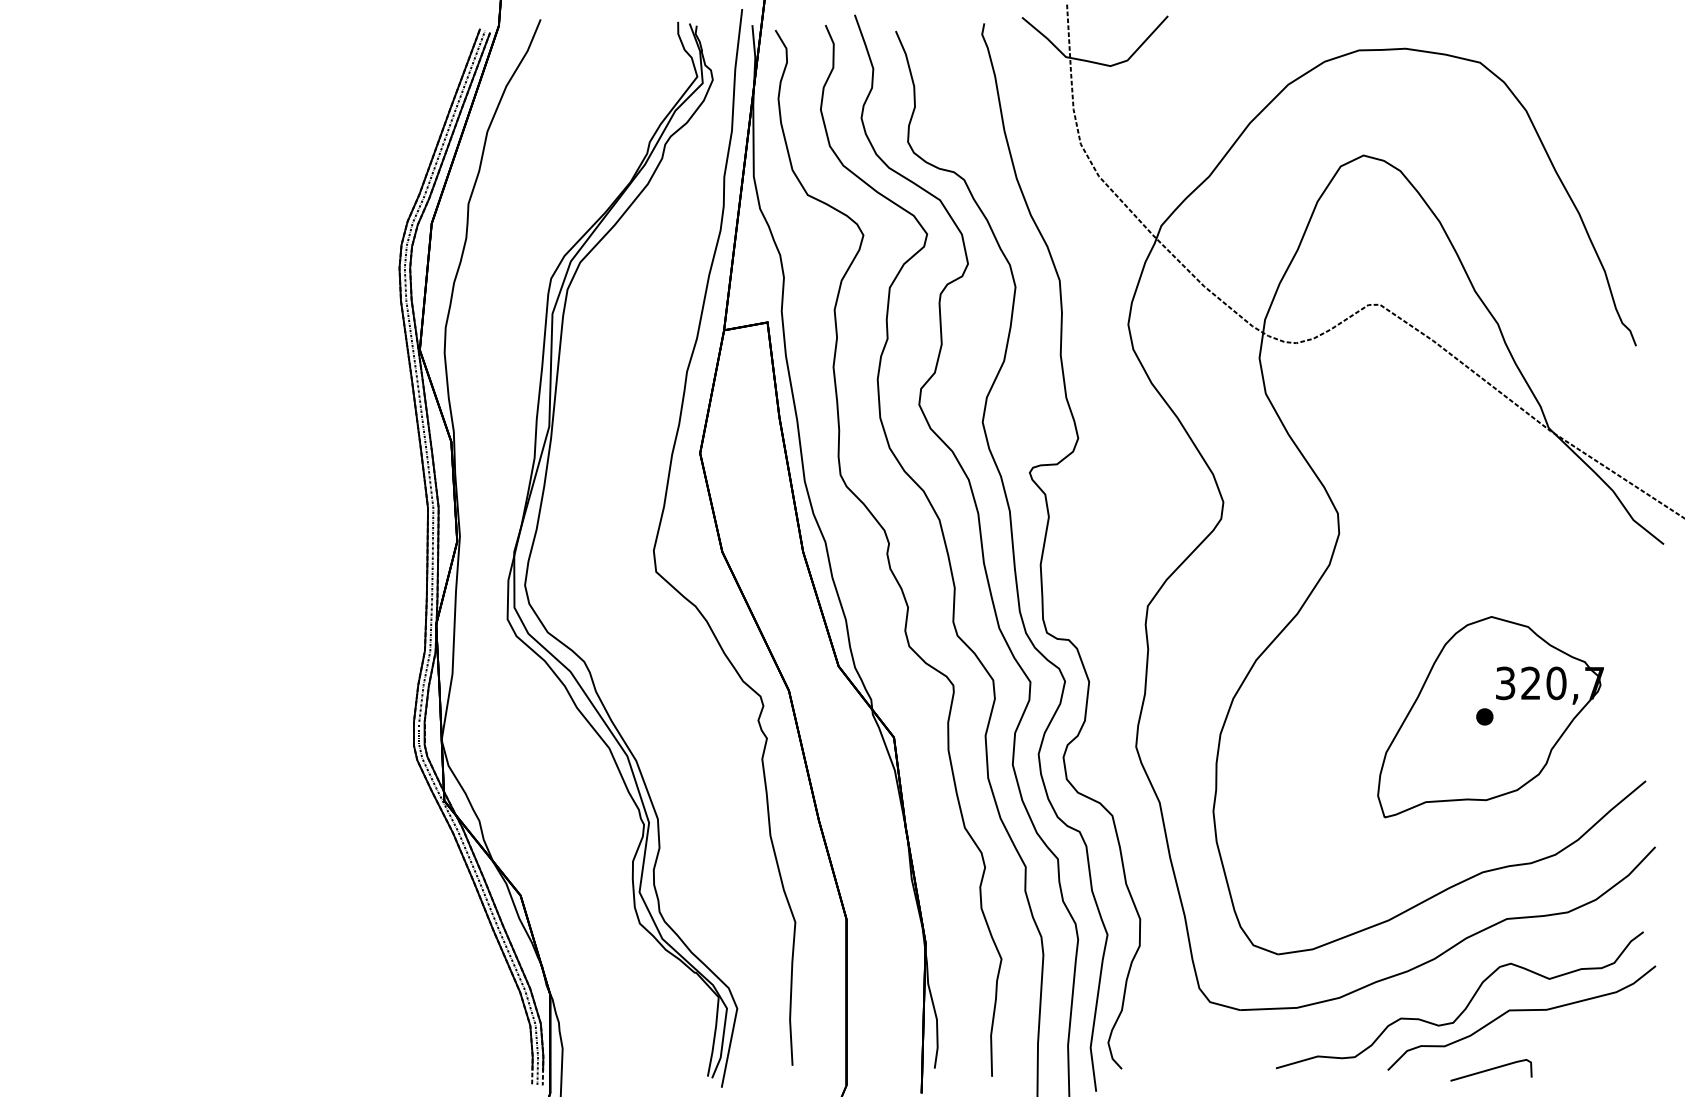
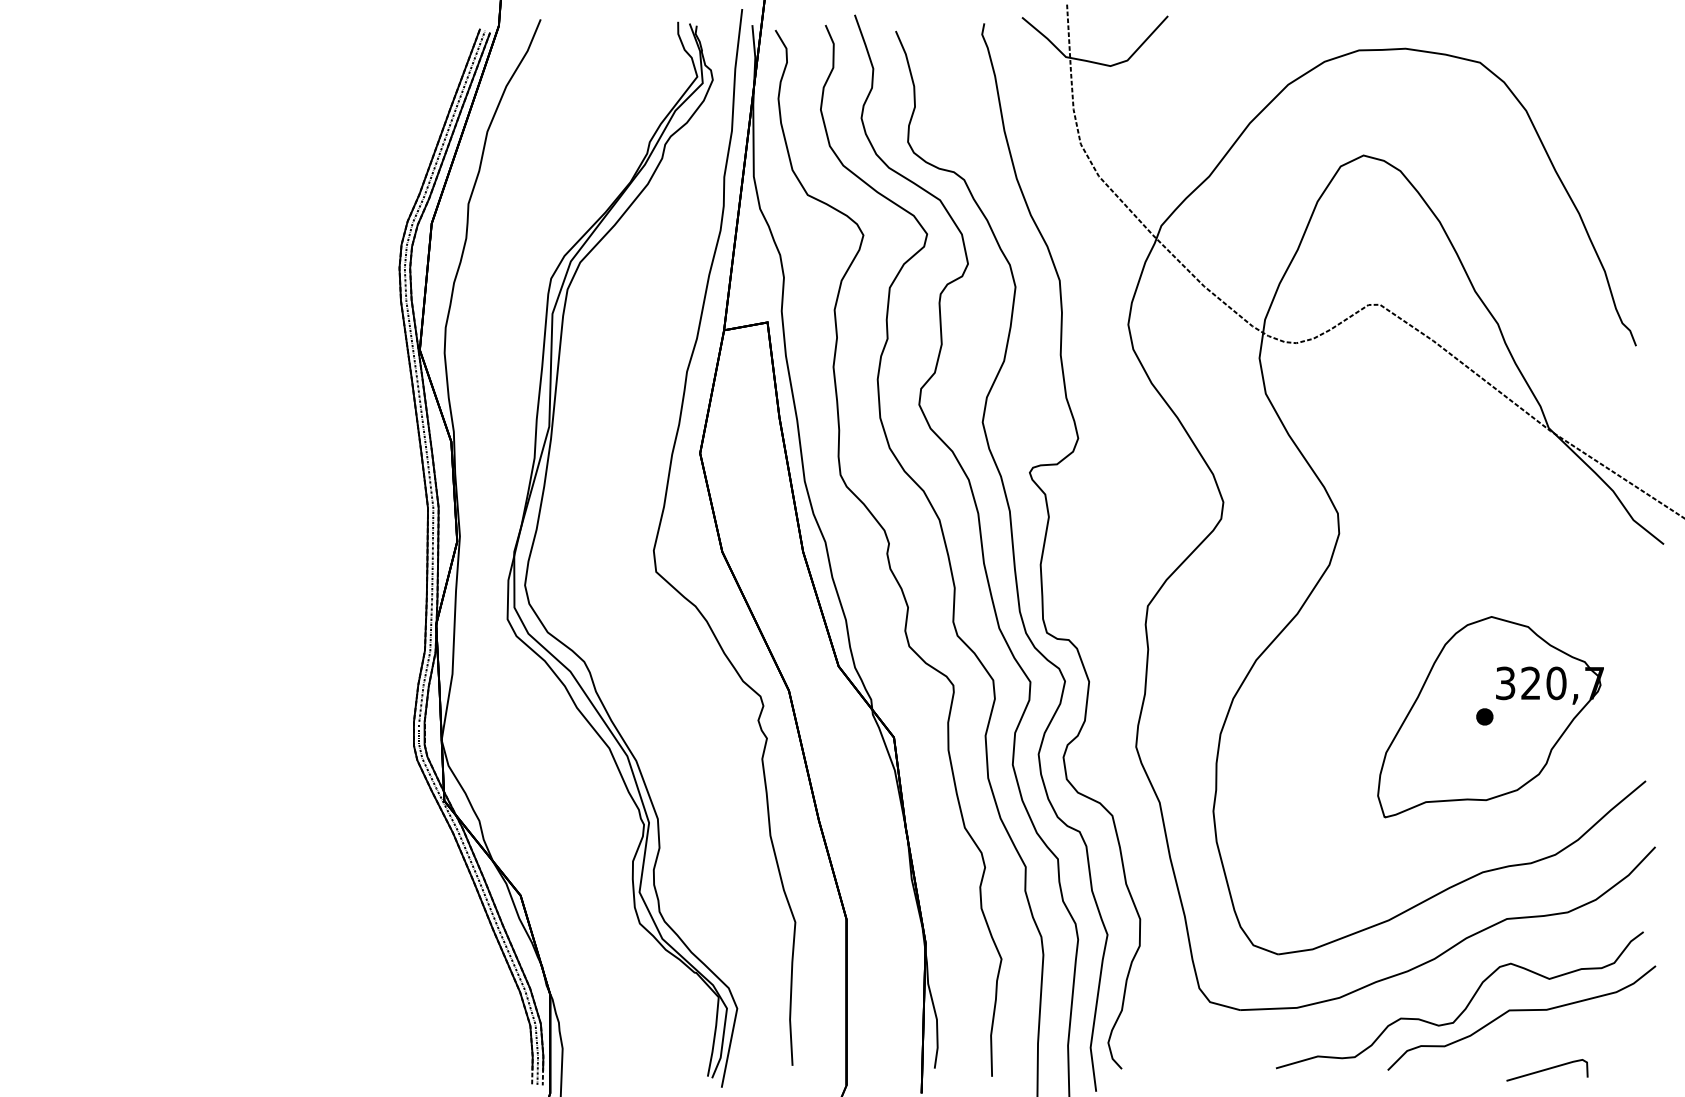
line position: (1491, 1070) -> (1547, 1070) (1547, 1070)
